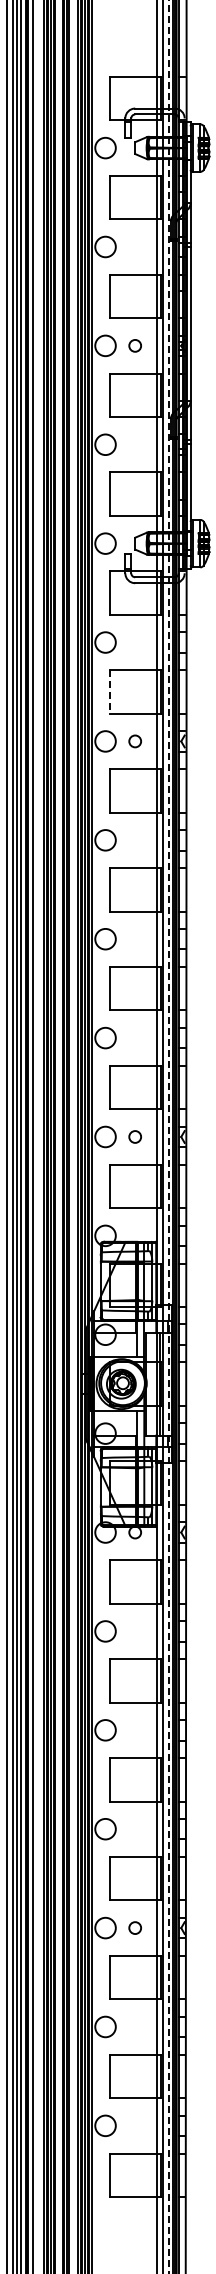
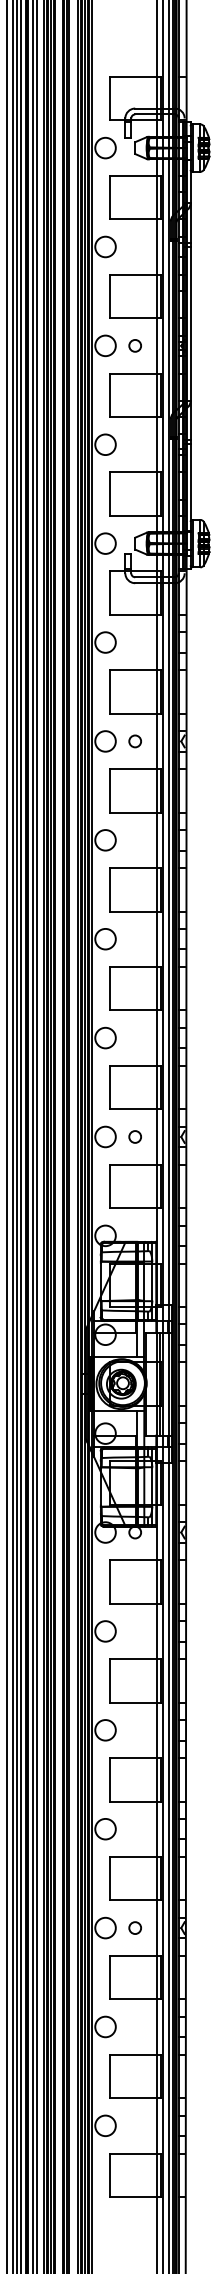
line: dashed -> solid (109, 692)
line: none -> present (37, 1136)
line: dashed -> solid (168, 1137)
